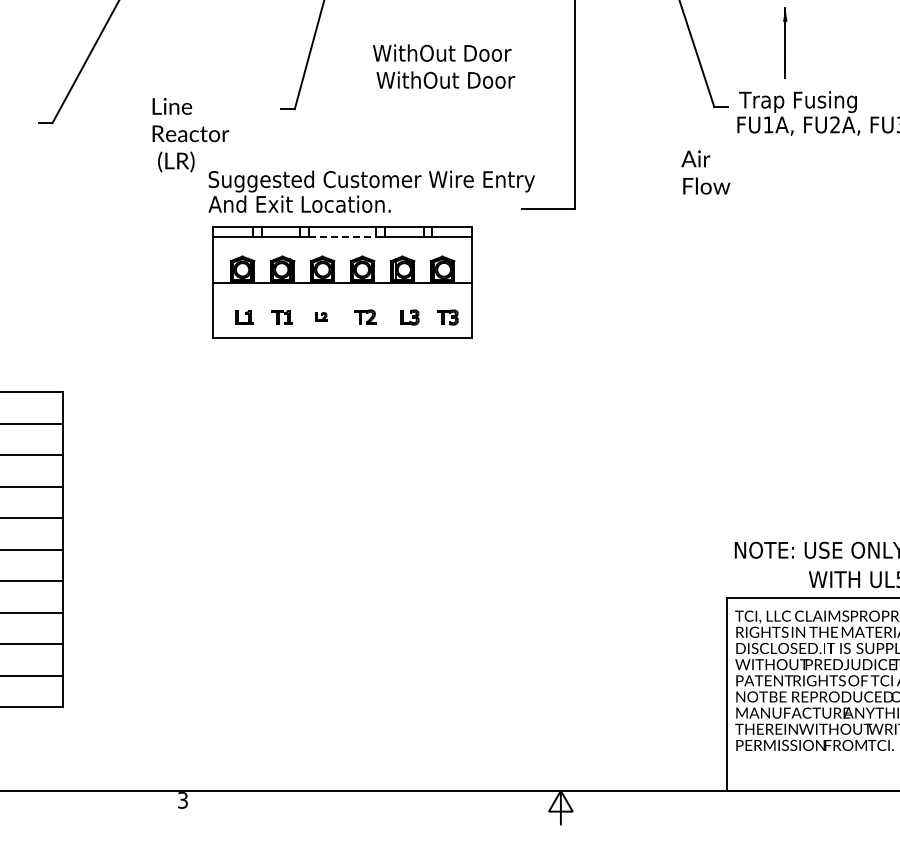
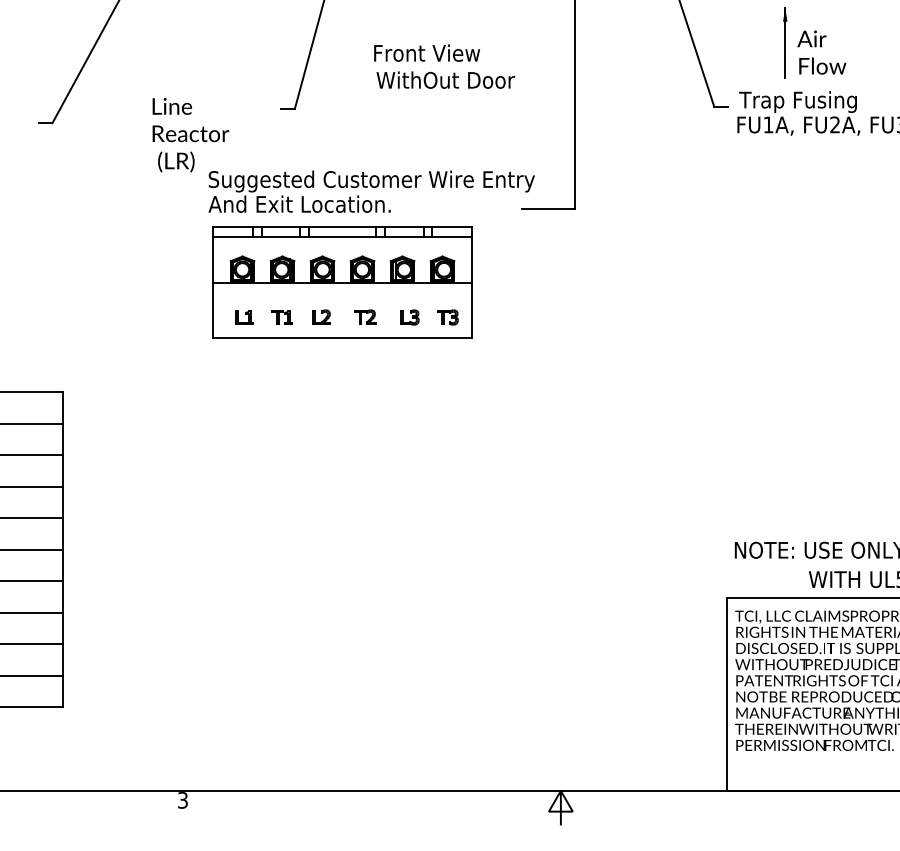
text: WithOut Door -> Front View (442, 52)
text position: (705, 172) -> (821, 52) (821, 52)
line: dashed -> solid (342, 236)
part size: 13x10 px -> 19x16 px (321, 316)
